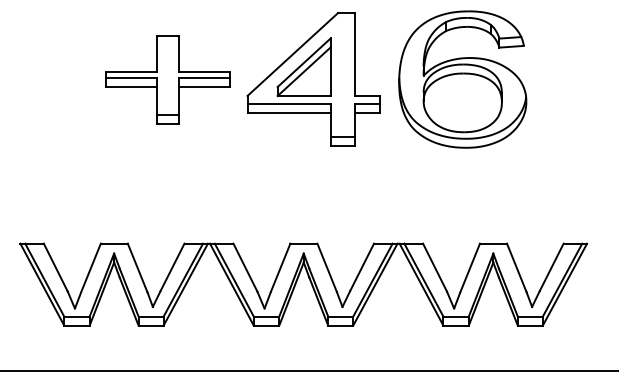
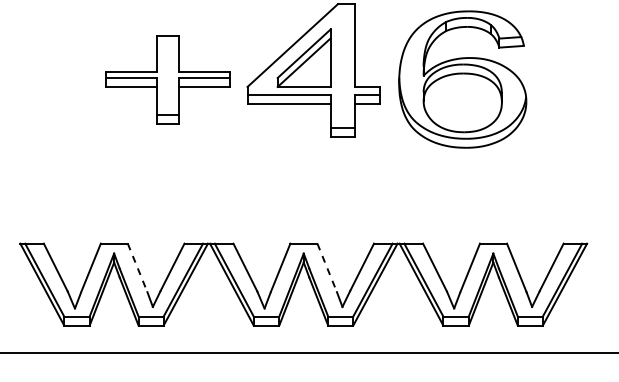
part position: (313, 79) -> (313, 70) (313, 70)
line: solid -> dashed (137, 268)
line: solid -> dashed (327, 268)
line position: (308, 370) -> (308, 352) (308, 352)
